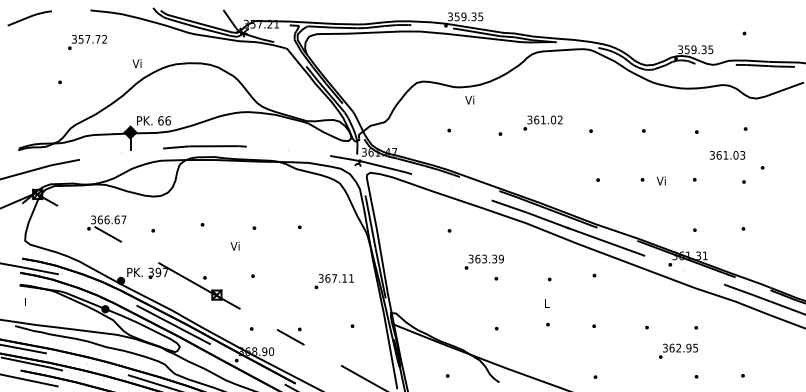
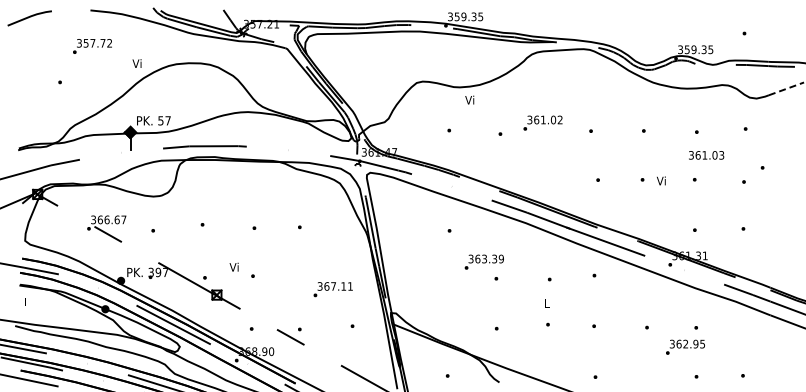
text position: (87, 42) -> (92, 46) (92, 46)
line: solid -> dashed (786, 88)
text: 66 -> 57 (164, 120)
text position: (727, 155) -> (706, 155) (706, 155)
text position: (234, 245) -> (233, 266) (233, 266)
text position: (333, 281) -> (332, 289) (332, 289)
text position: (678, 350) -> (685, 346) (685, 346)
